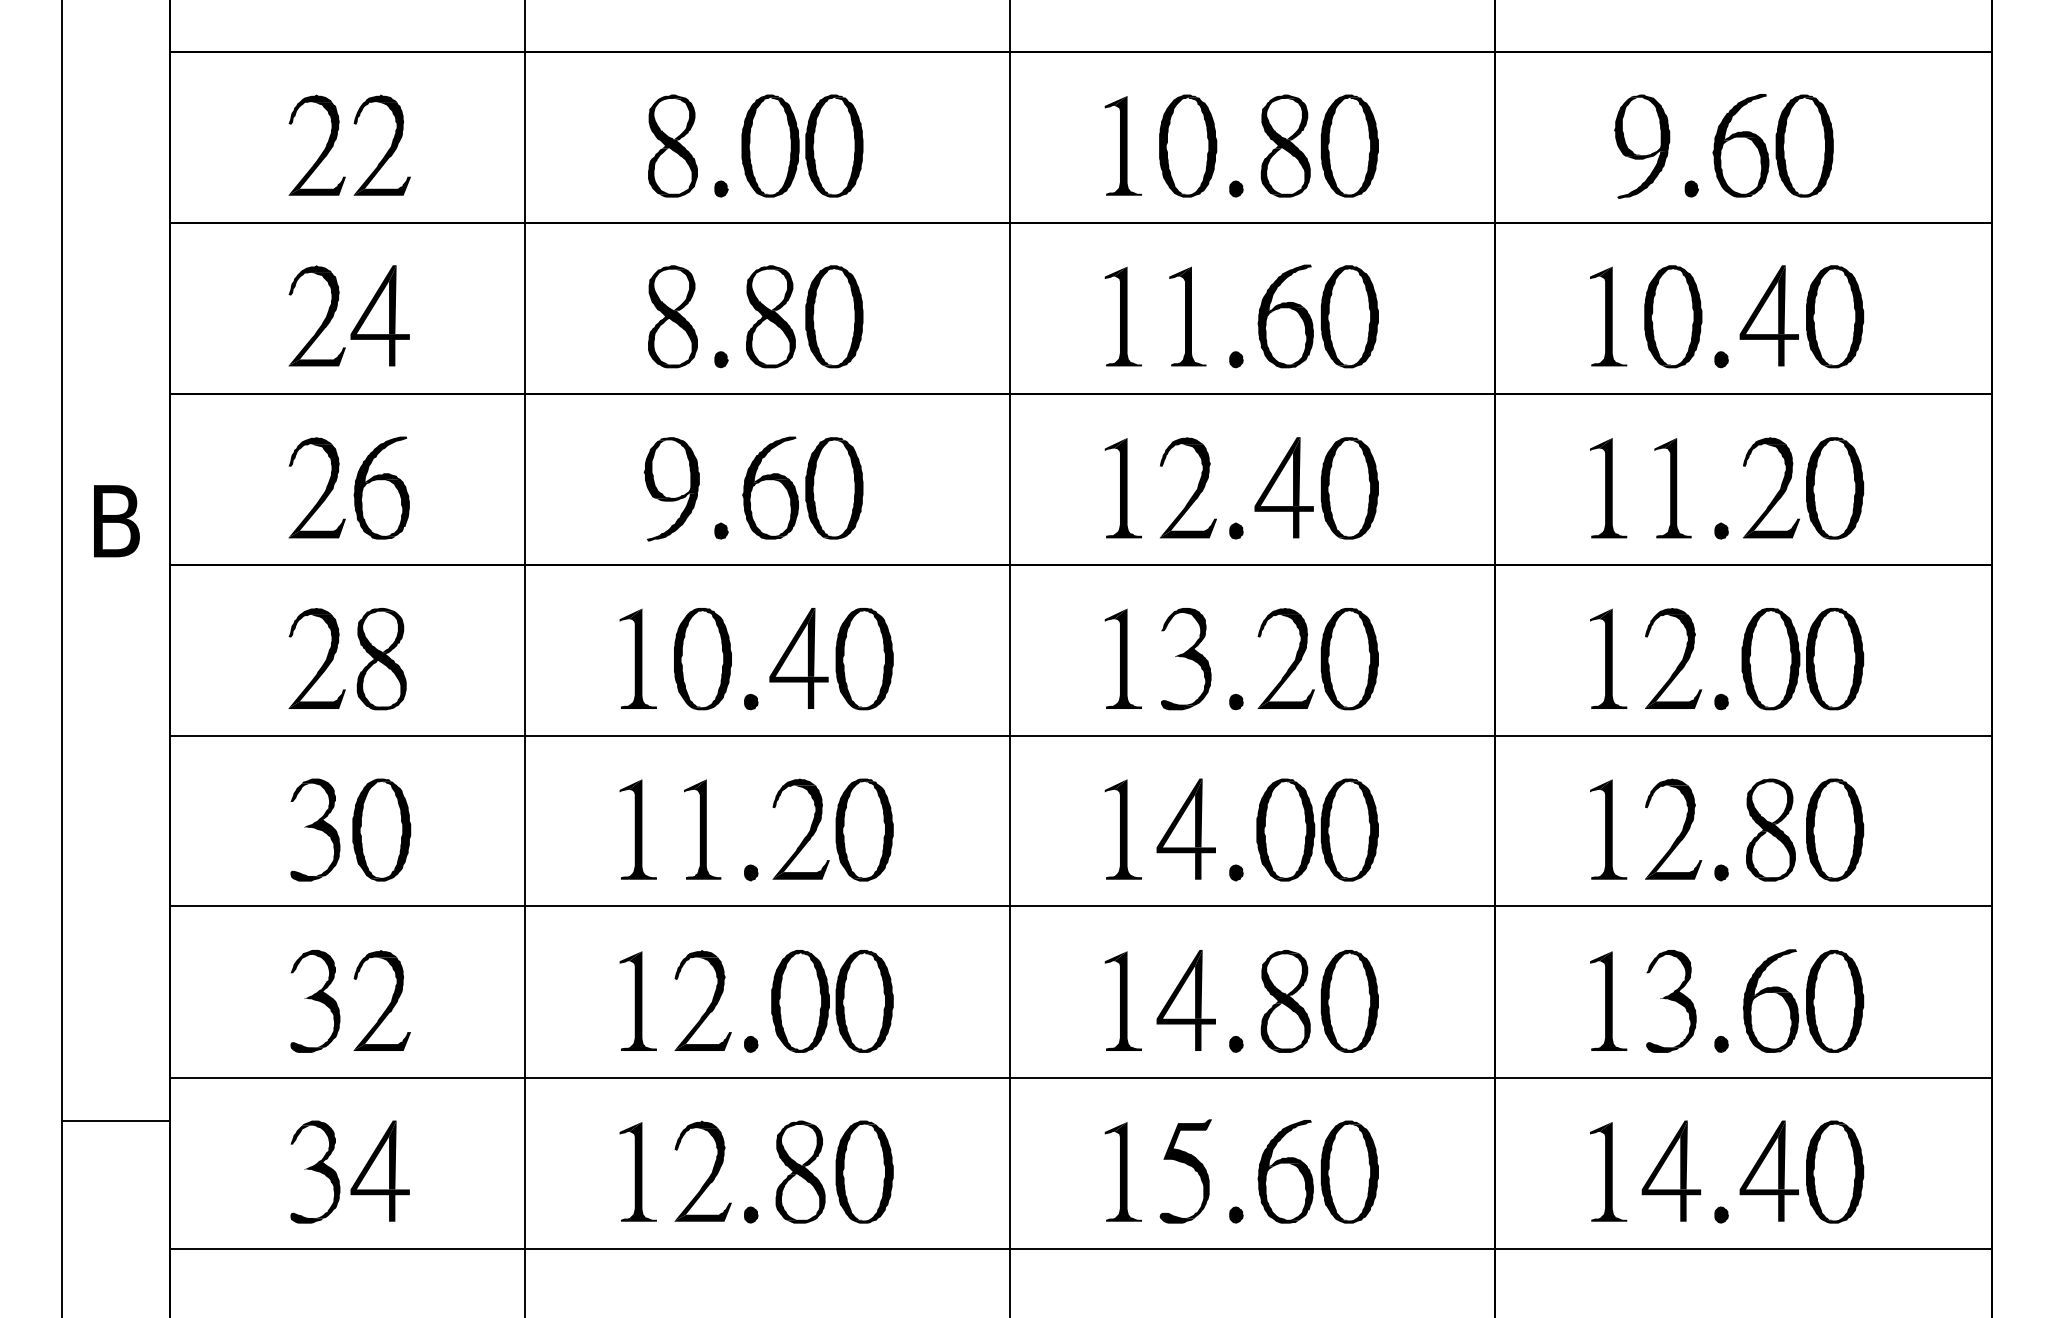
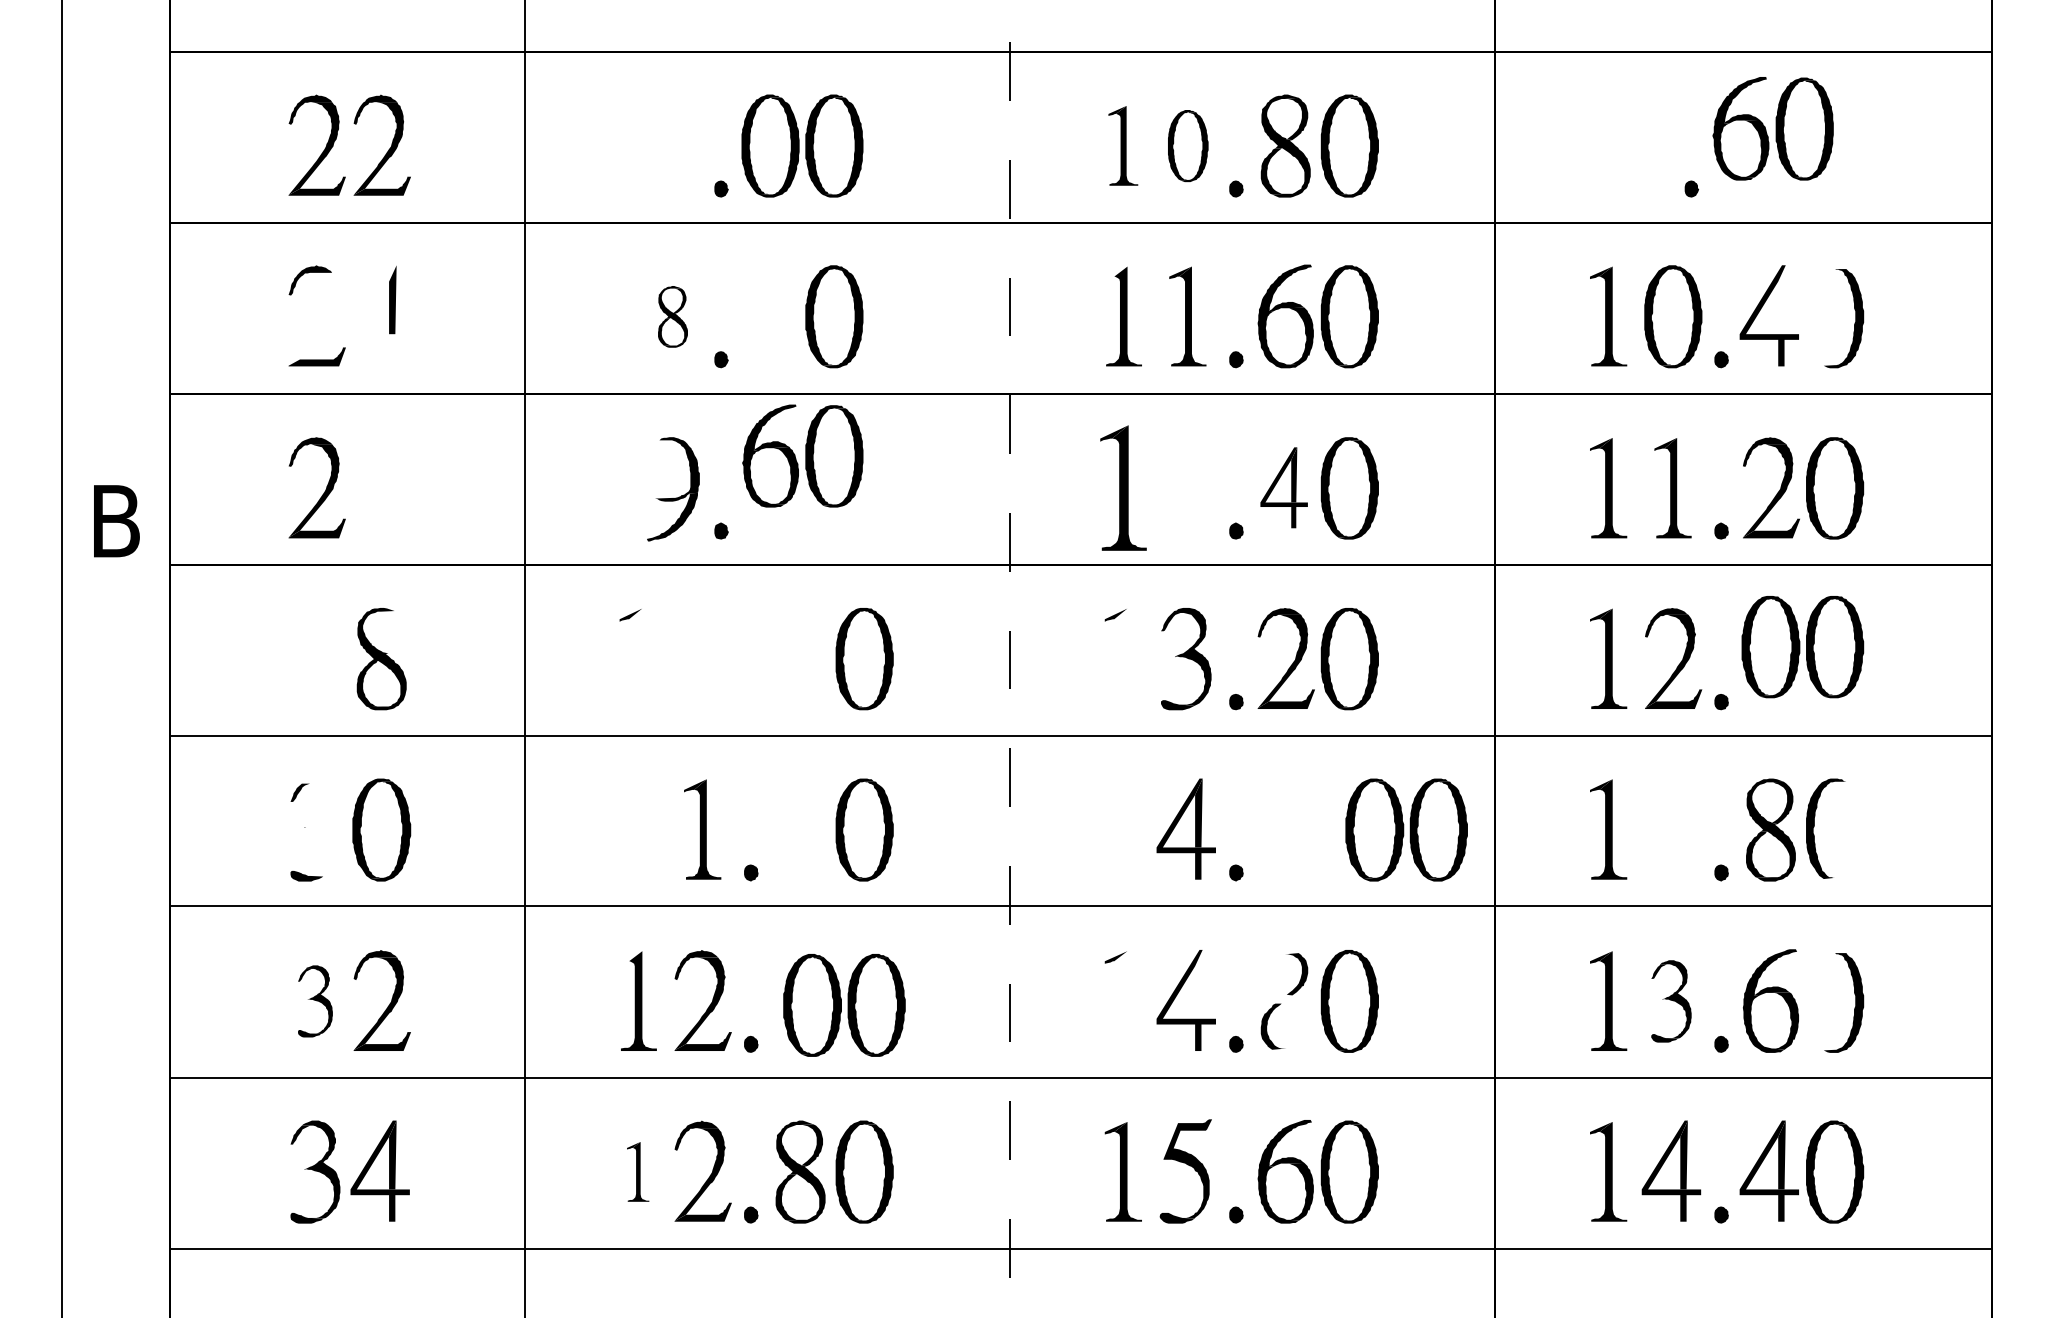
part: present -> none (672, 145)
part size: 38x100 px -> 31x80 px (1123, 145)
part size: 59x104 px -> 41x73 px (1188, 146)
part position: (1772, 145) -> (1772, 128) (1772, 128)
part: present -> none (1642, 146)
fill: present -> none (1115, 272)
fill: present -> none (1765, 299)
fill: present -> none (379, 315)
fill: present -> none (1826, 315)
part size: 50x104 px -> 30x62 px (672, 316)
part: present -> none (770, 316)
fill: present -> none (313, 318)
fill: present -> none (657, 469)
part: present -> none (381, 487)
part position: (802, 487) -> (802, 455) (802, 455)
part size: 60x102 px -> 48x82 px (1283, 487)
part size: 38x101 px -> 47x126 px (1123, 487)
part: present -> none (1195, 490)
fill: present -> none (392, 632)
fill: present -> none (638, 658)
part: present -> none (798, 658)
fill: present -> none (1124, 658)
part: present -> none (702, 659)
line: solid -> dashed (1010, 659)
part position: (1802, 659) -> (1802, 647) (1802, 647)
part: present -> none (322, 664)
fill: present -> none (751, 701)
fill: present -> none (320, 827)
part: present -> none (637, 829)
part: present -> none (1122, 829)
part position: (1317, 829) -> (1406, 829) (1406, 829)
fill: present -> none (1843, 831)
part: present -> none (1680, 832)
part: present -> none (807, 833)
fill: present -> none (630, 957)
fill: present -> none (1182, 983)
fill: present -> none (1826, 999)
fill: present -> none (1285, 1000)
part size: 51x103 px -> 35x73 px (315, 1001)
part position: (832, 1001) -> (844, 1005) (844, 1005)
fill: present -> none (1124, 1001)
part size: 51x103 px -> 41x83 px (1671, 1001)
line: present -> none (115, 1121)
part size: 38x100 px -> 23x60 px (638, 1171)
